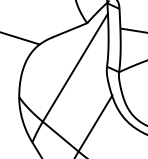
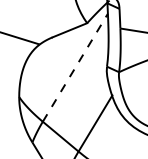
line: solid -> dashed (75, 67)
